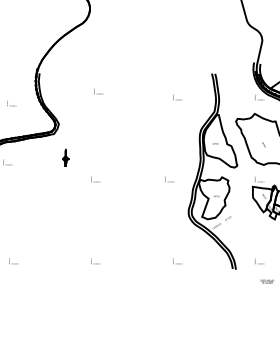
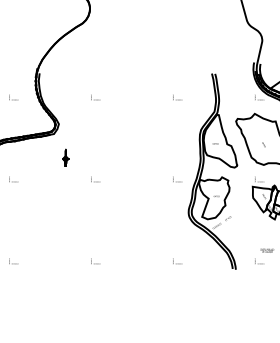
text position: (98, 91) -> (95, 97) (95, 97)
text position: (11, 103) -> (13, 97) (13, 97)
text position: (7, 162) -> (13, 179) (13, 179)
text position: (169, 179) -> (177, 179) (177, 179)
text position: (267, 281) -> (267, 250) (267, 250)
